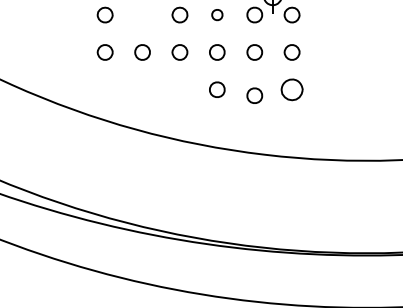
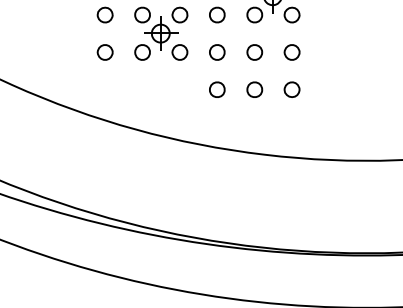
part size: 13x13 px -> 17x18 px (217, 14)
part: none -> present (156, 28)
part size: 24x24 px -> 18x17 px (291, 89)
part position: (254, 95) -> (254, 89) (254, 89)
